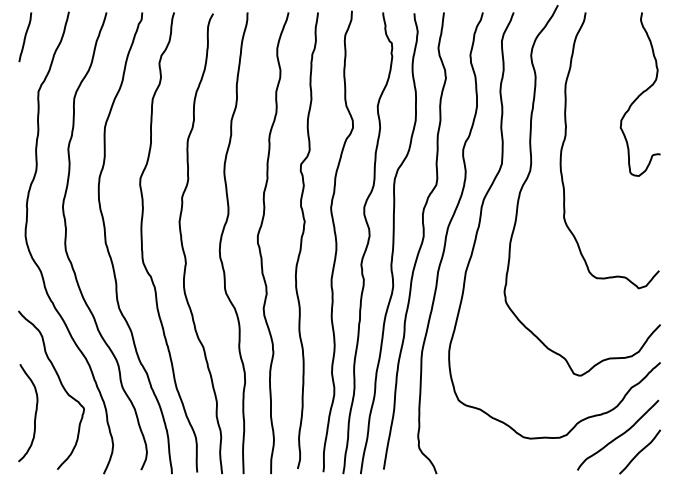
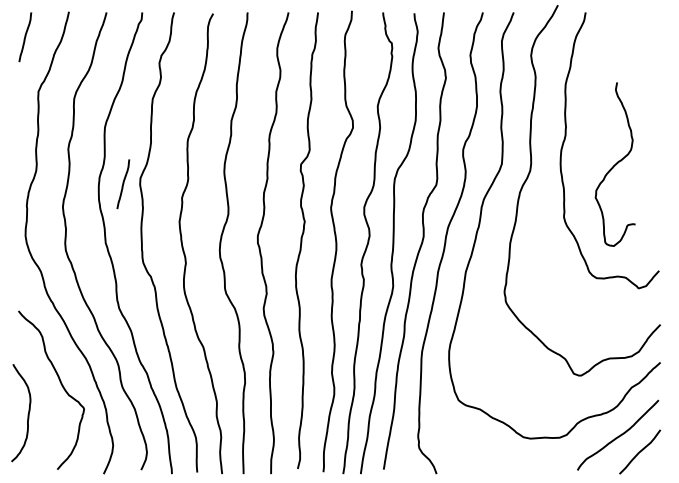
curve position: (639, 94) -> (614, 164) (614, 164)
curve: none -> present (123, 184)
curve position: (34, 414) -> (27, 414) (27, 414)
